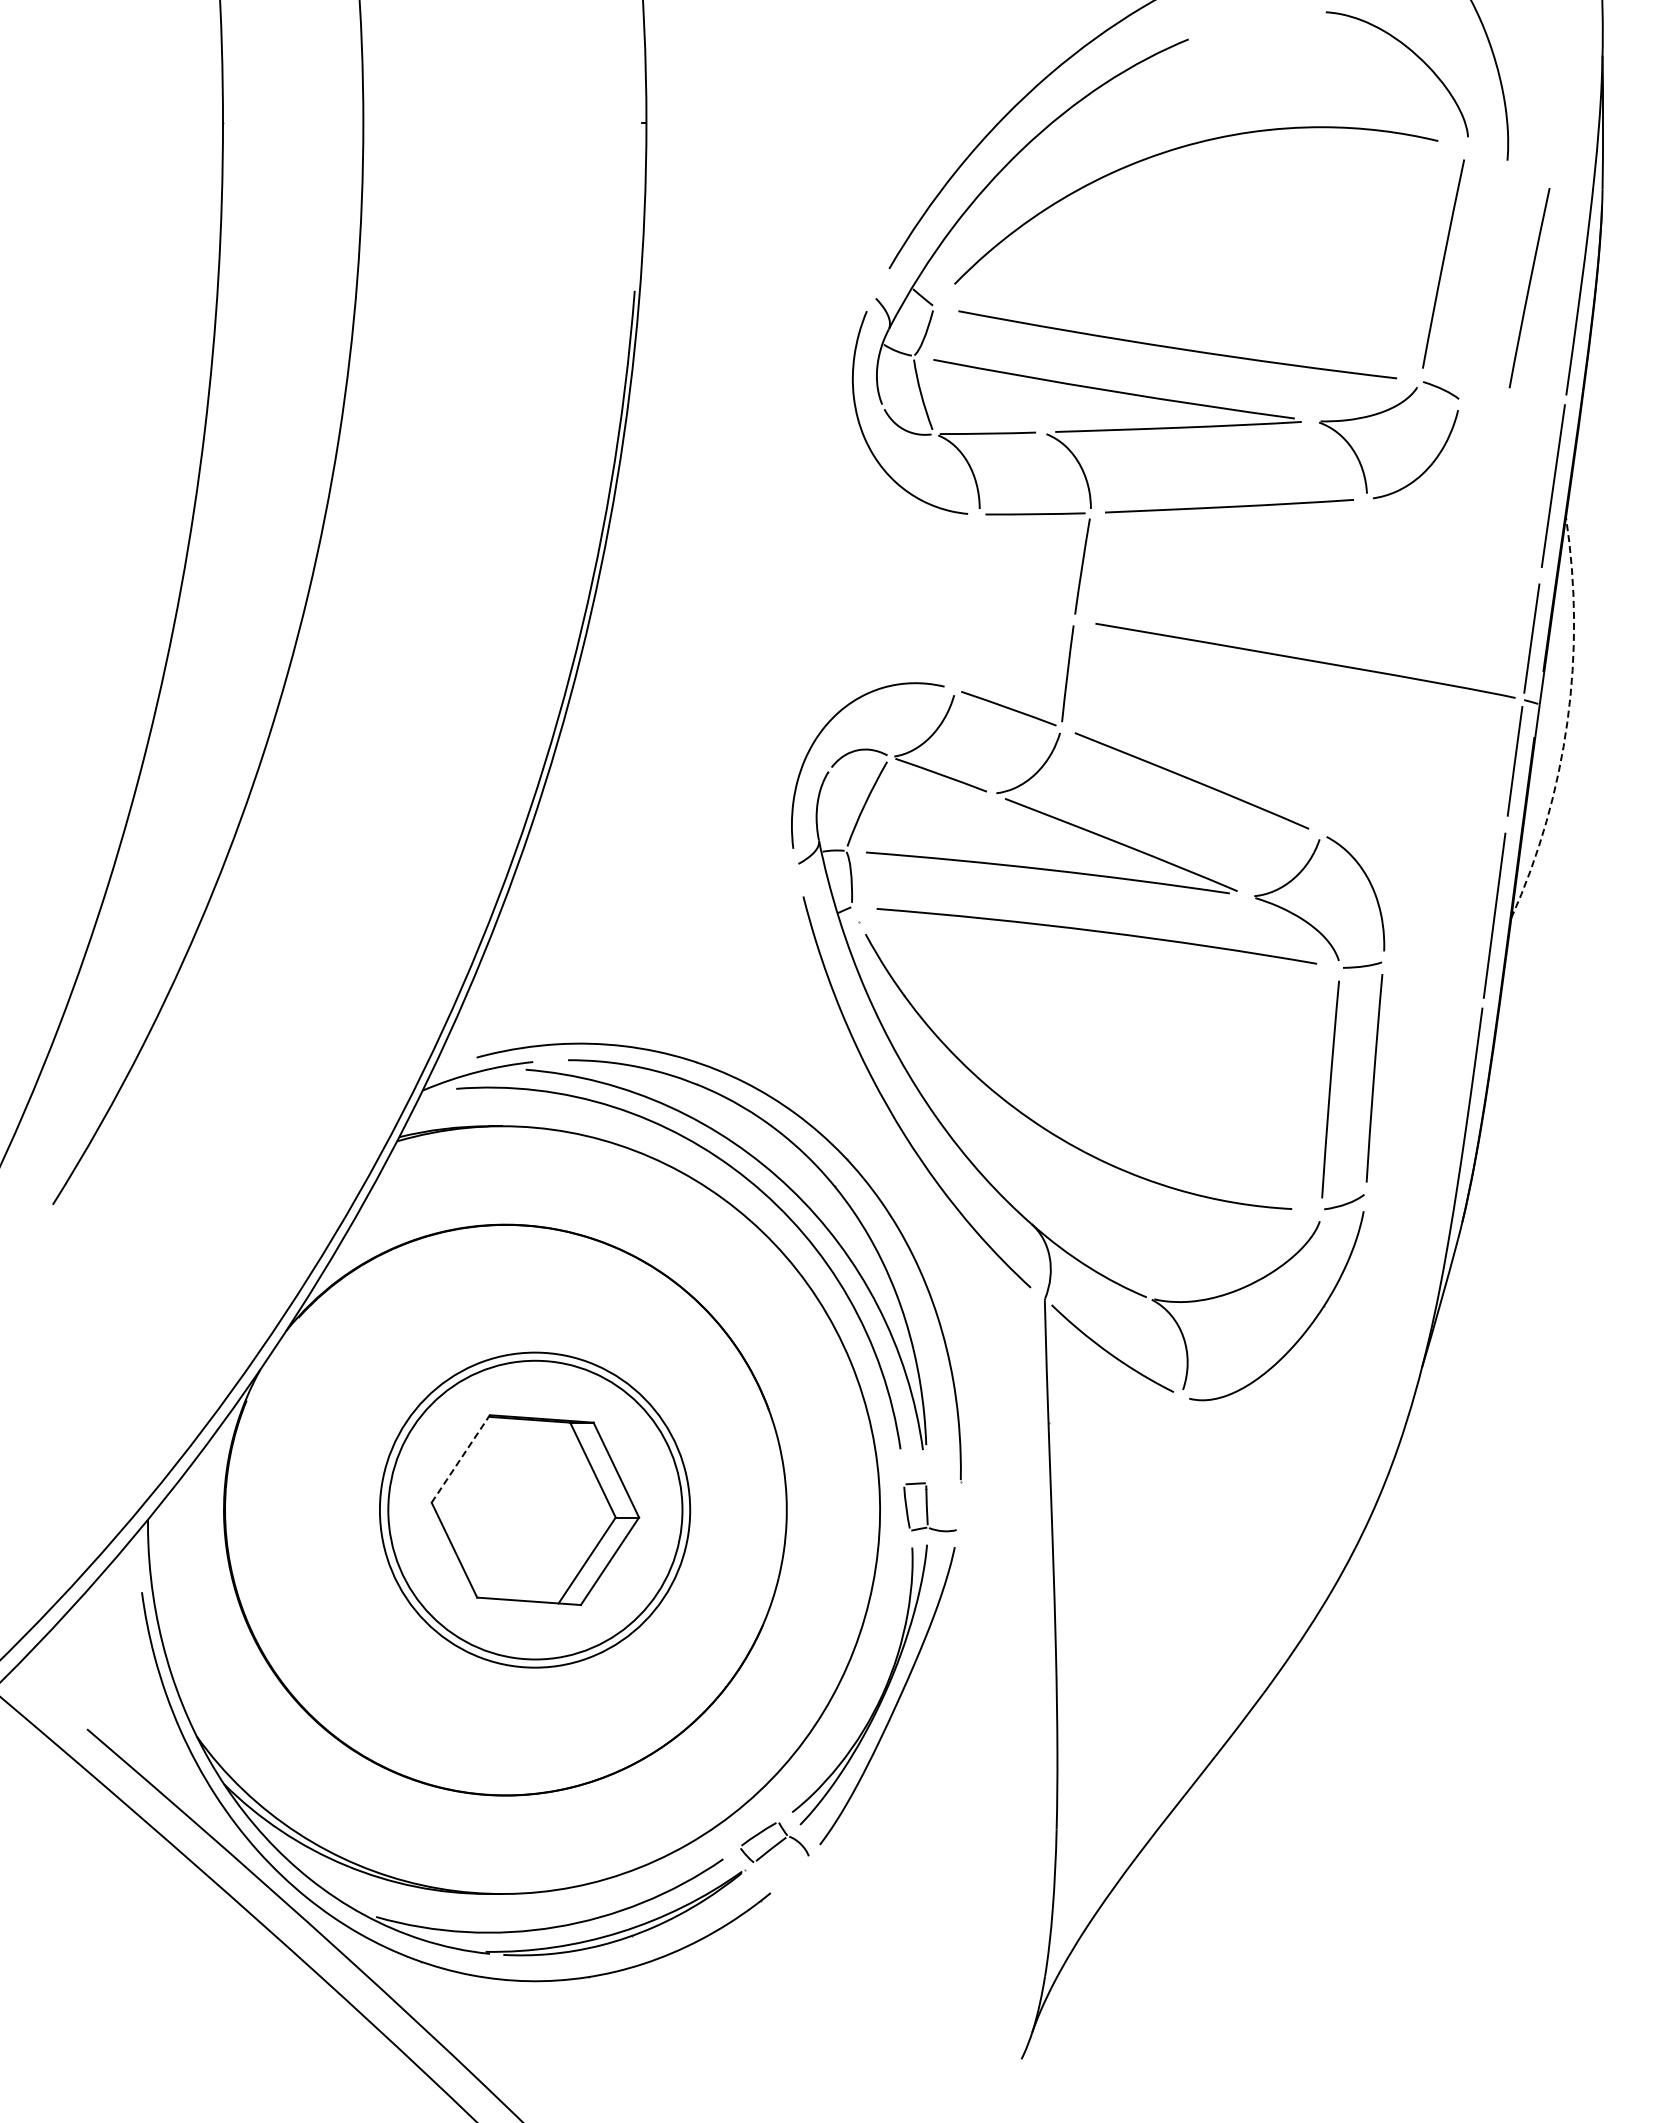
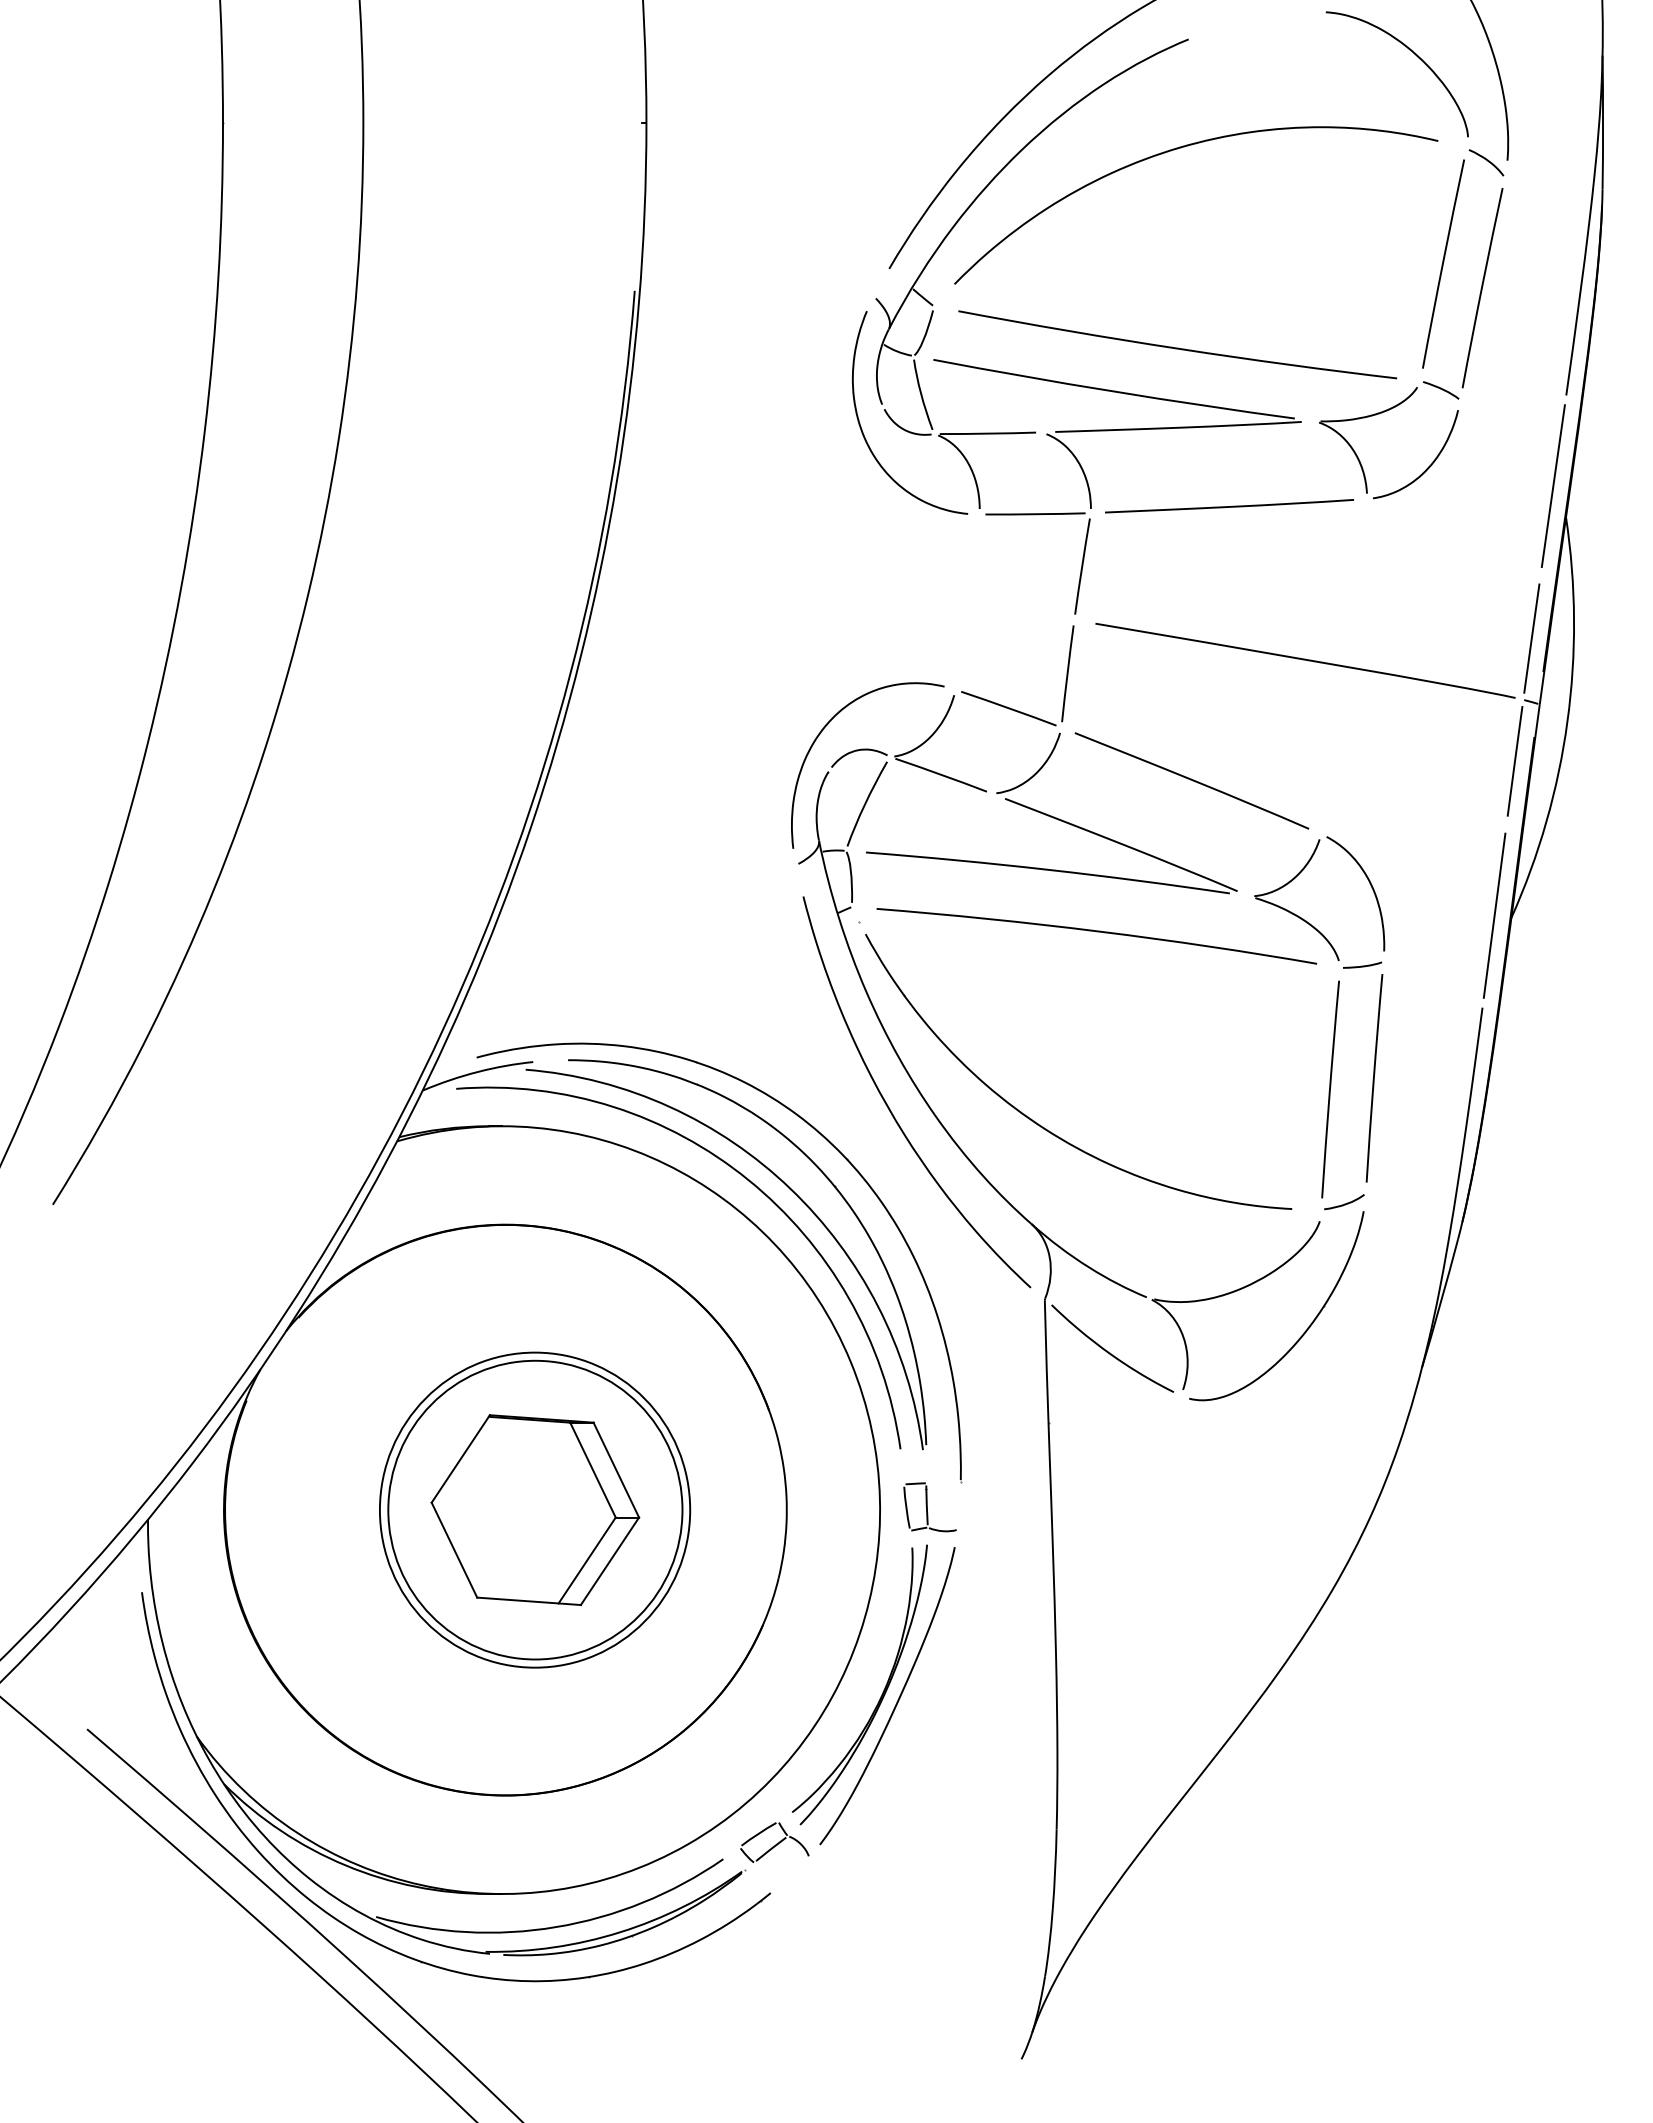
curve: none -> present (1487, 161)
line position: (1529, 288) -> (1482, 288) (1482, 288)
arc: dashed -> solid (1567, 721)
line: dashed -> solid (460, 1458)
